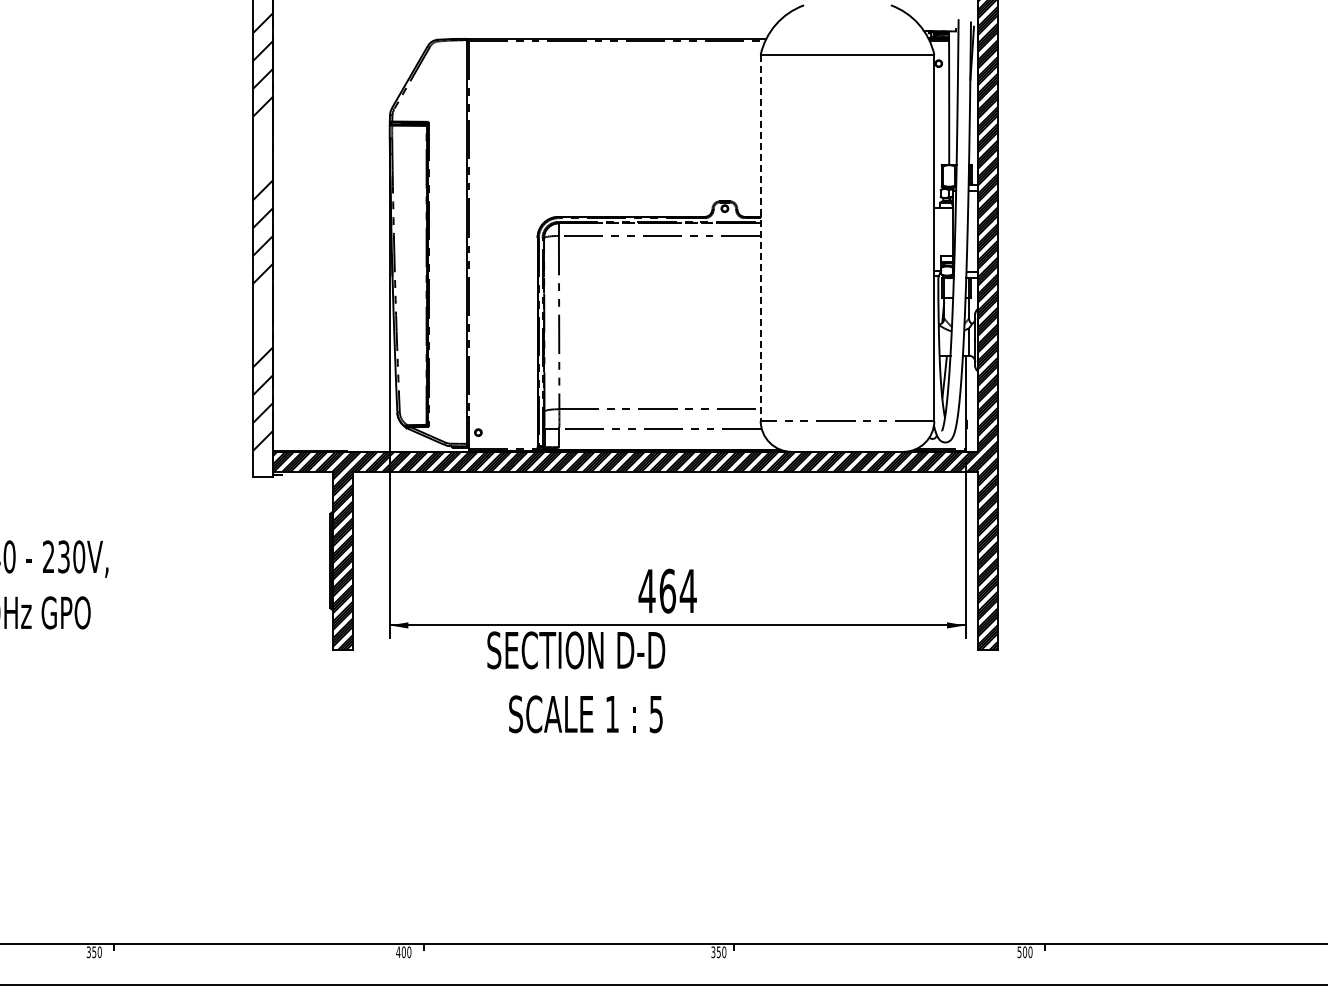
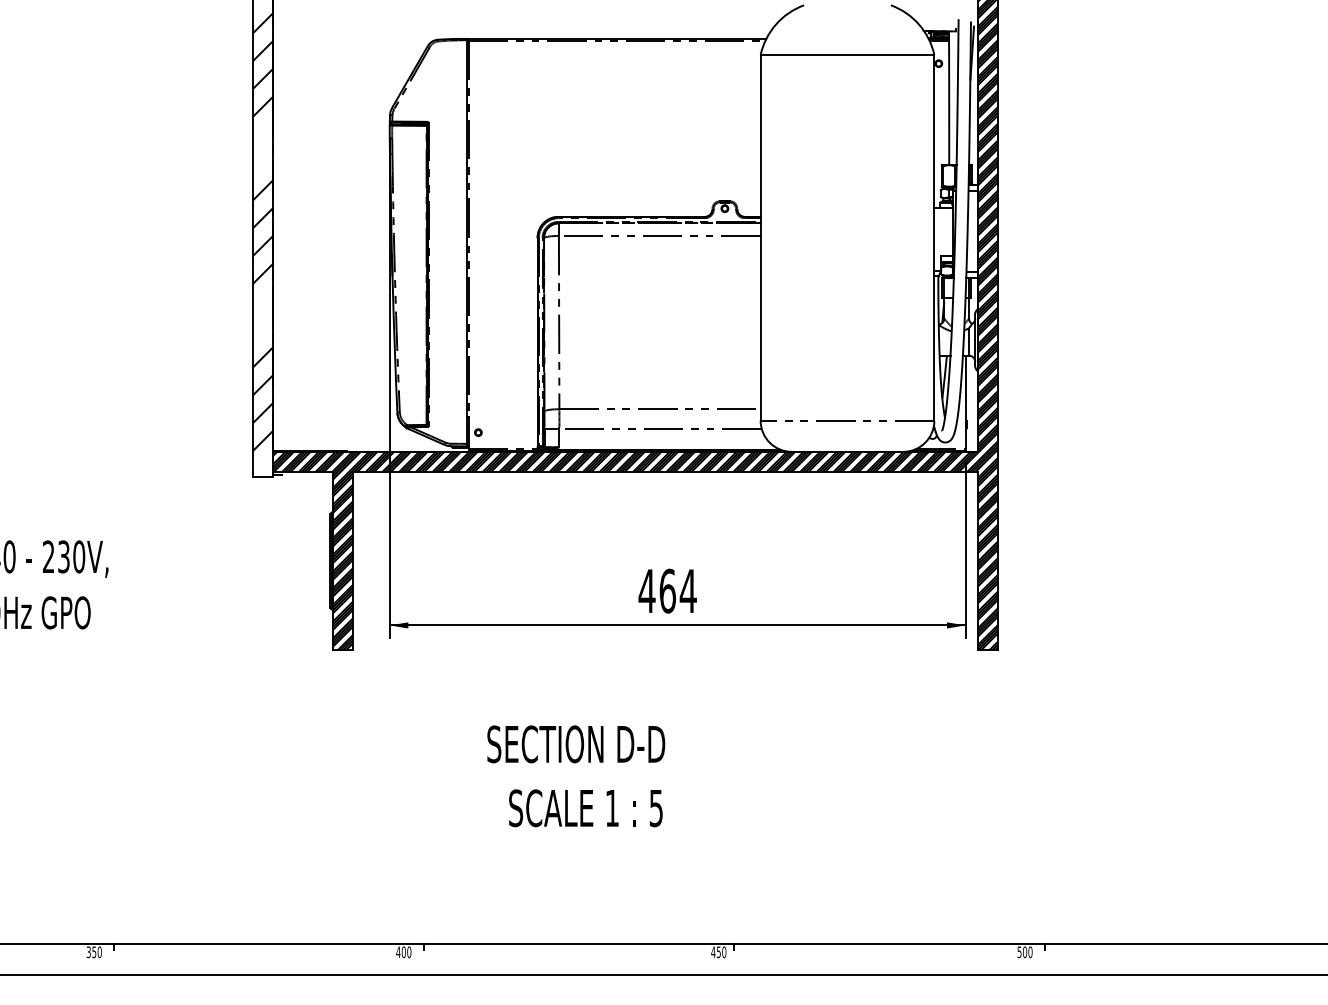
line: dashed -> solid (760, 237)
text position: (576, 682) -> (576, 776) (576, 776)
text: 350 -> 450 (713, 952)
line position: (663, 985) -> (663, 975) (663, 975)
